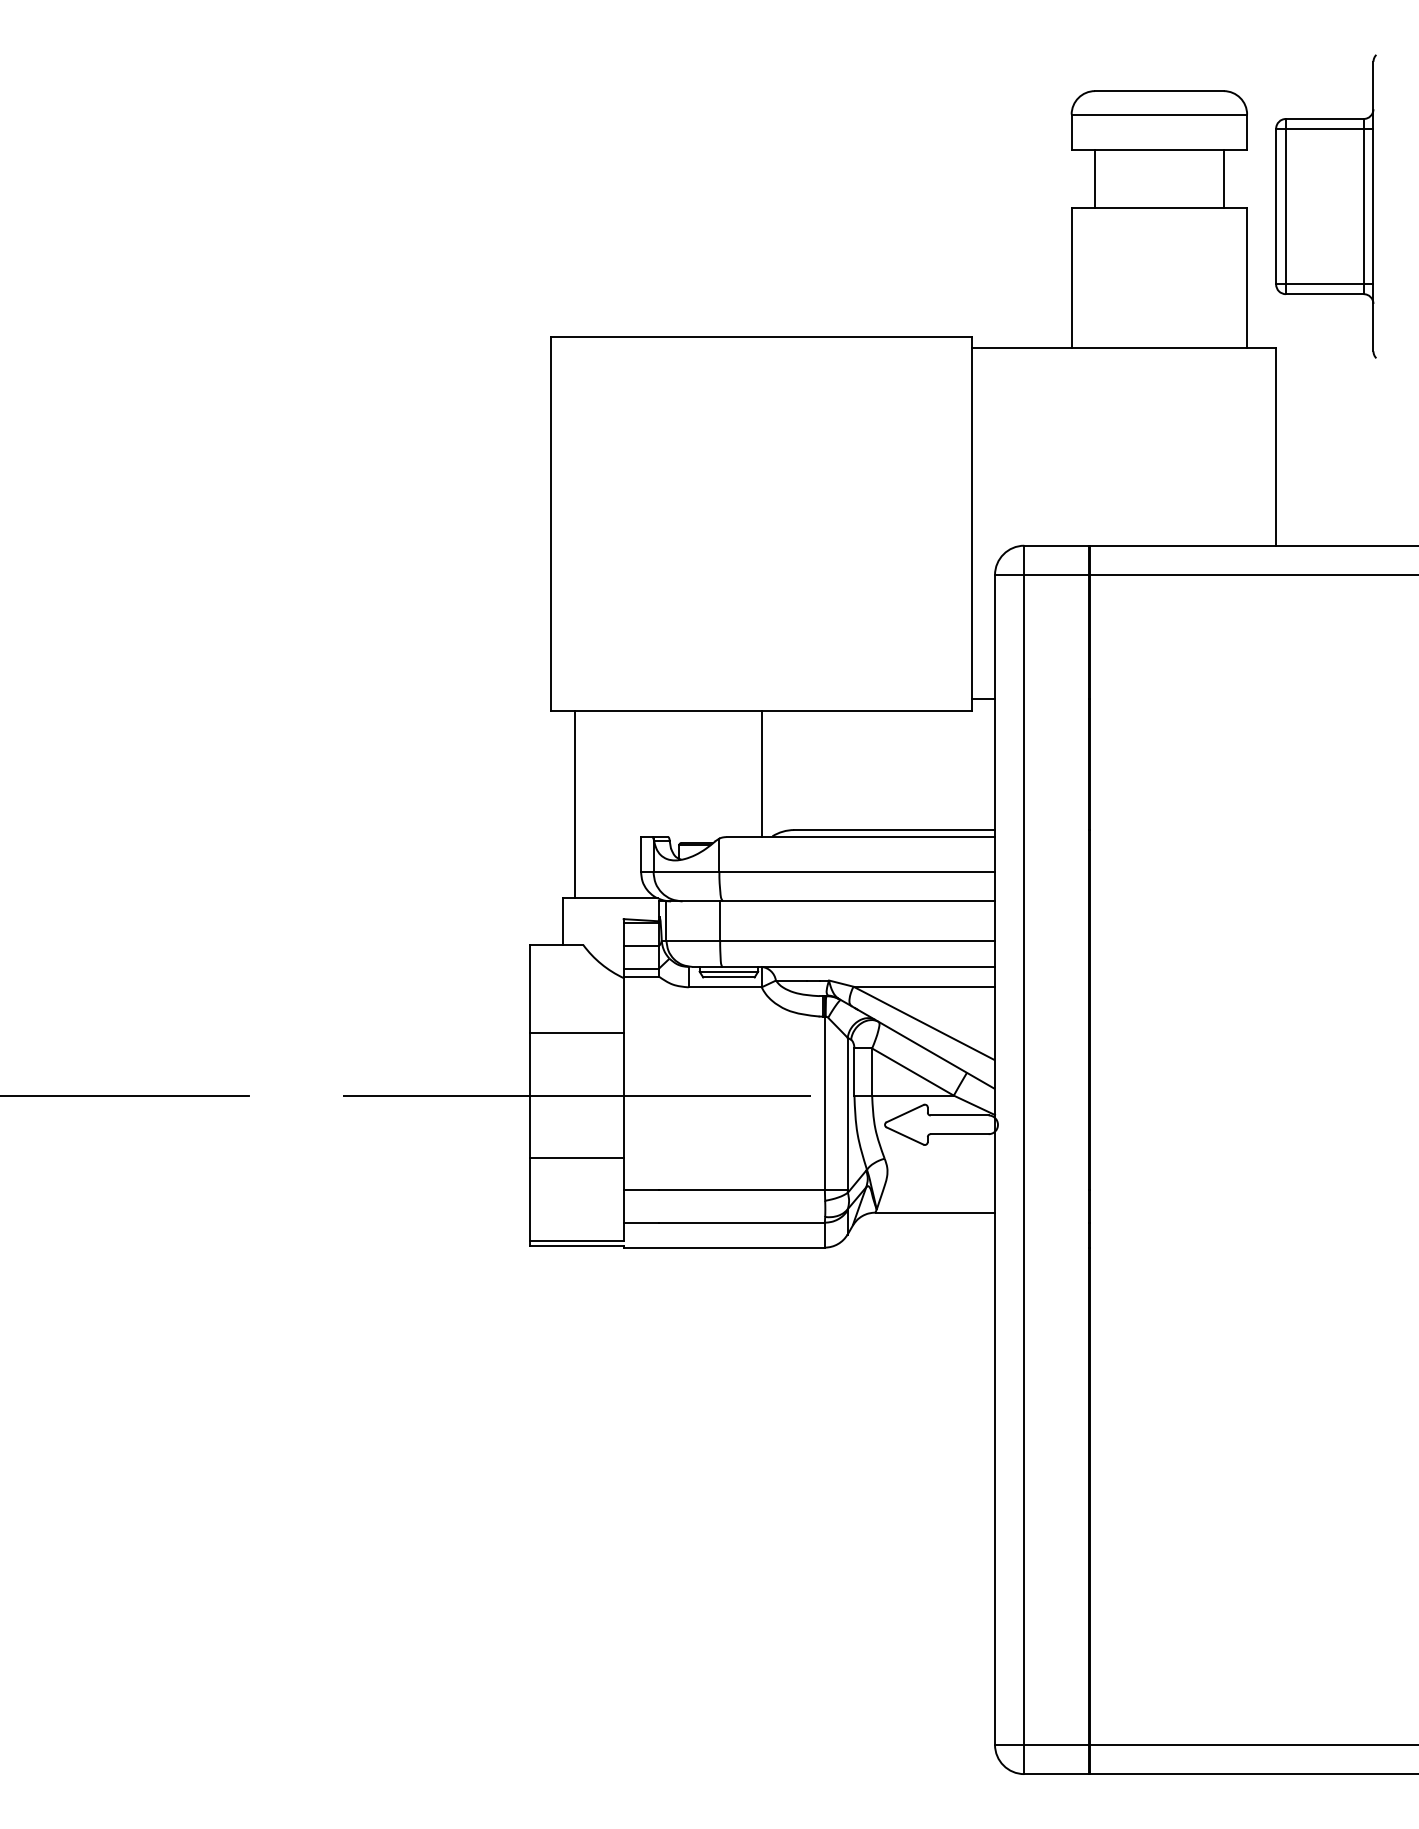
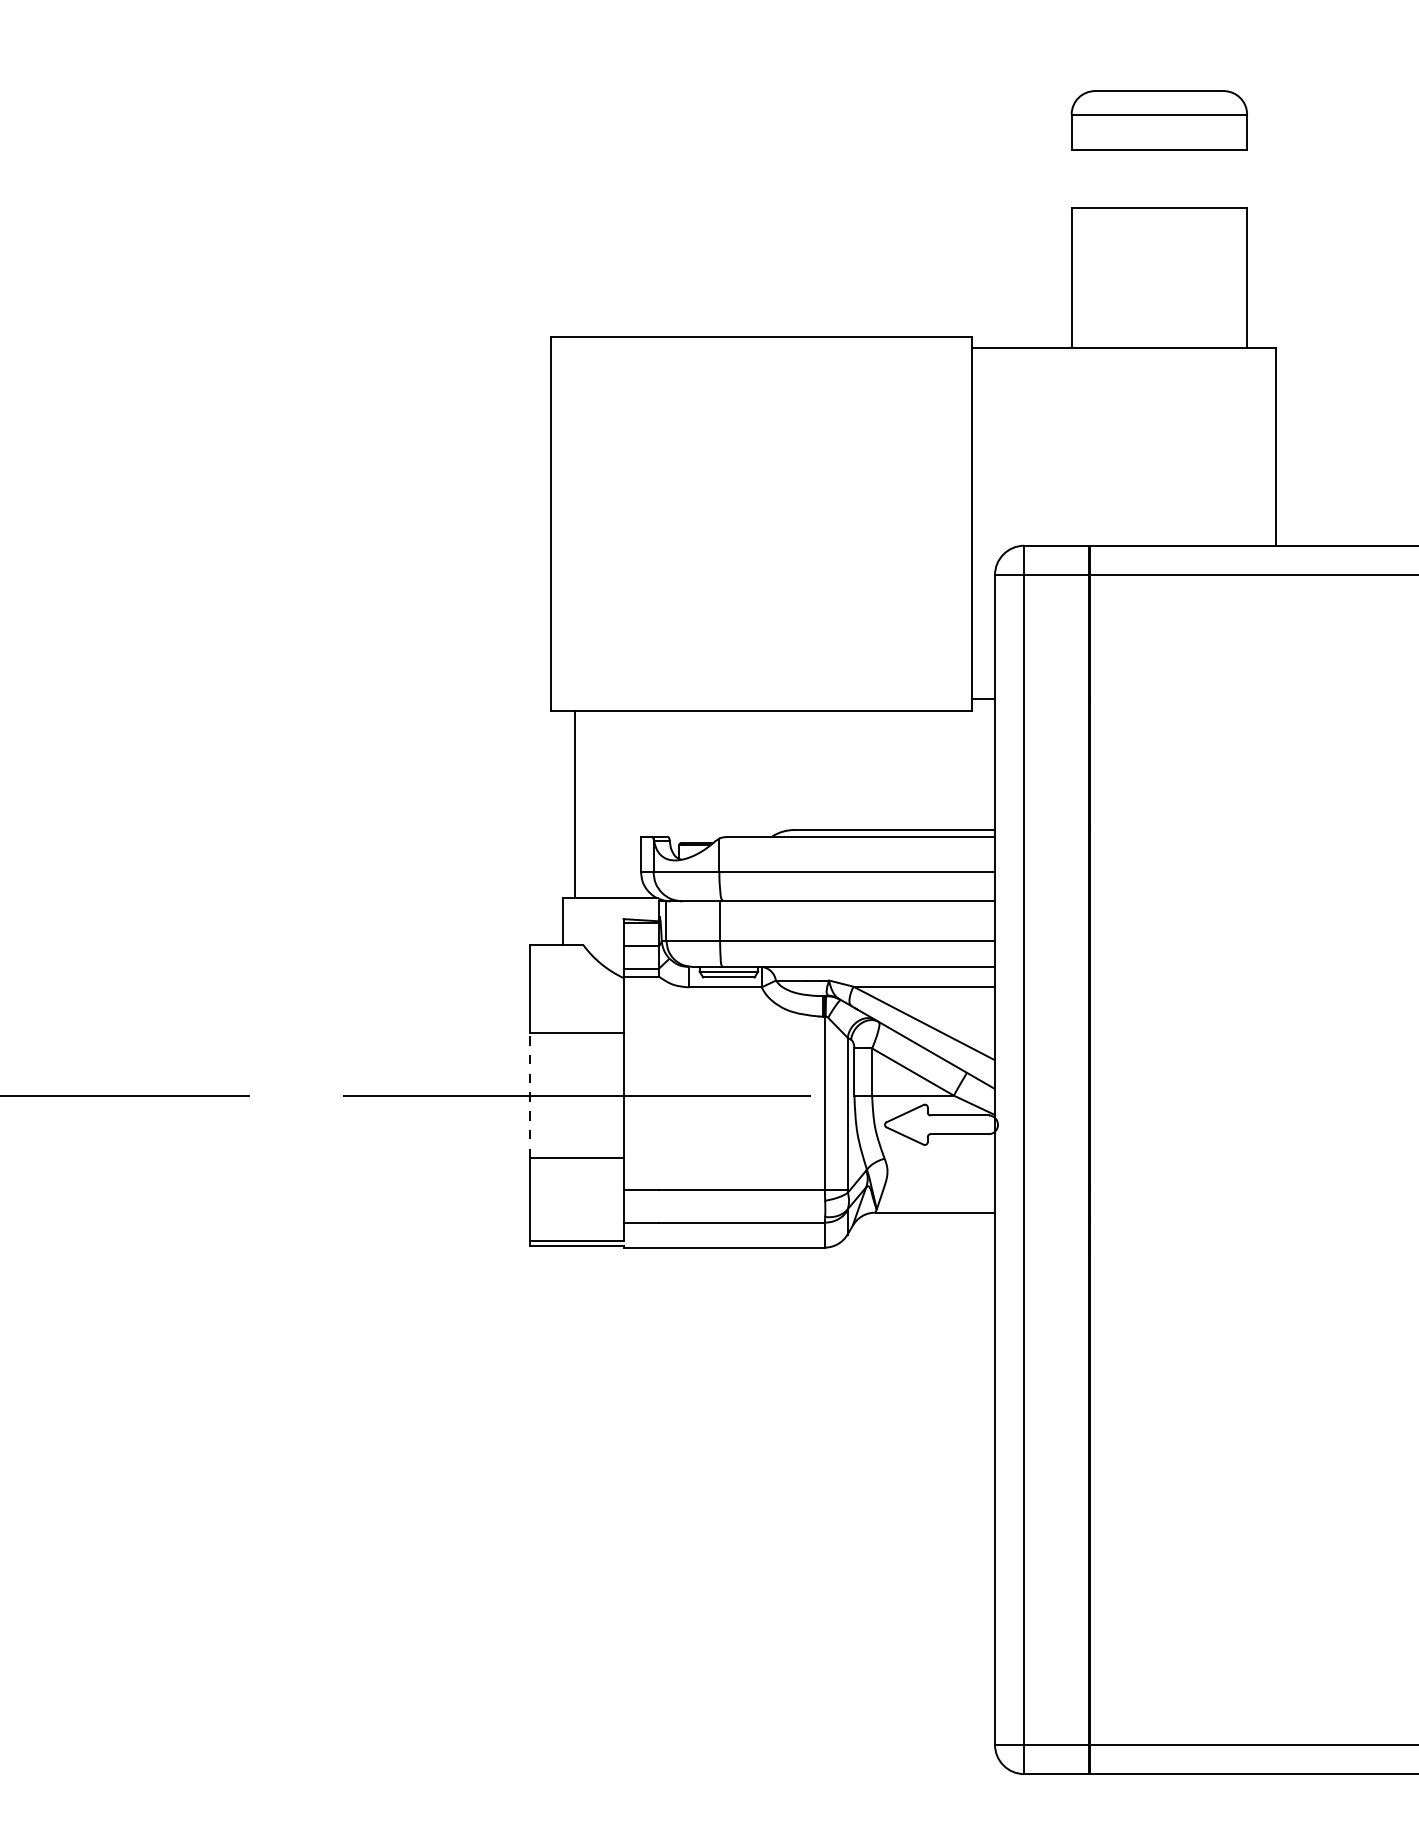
line: present -> none (1095, 178)
line: present -> none (1223, 178)
part: present -> none (1325, 206)
line: present -> none (761, 774)
line: solid -> dashed (530, 1095)
